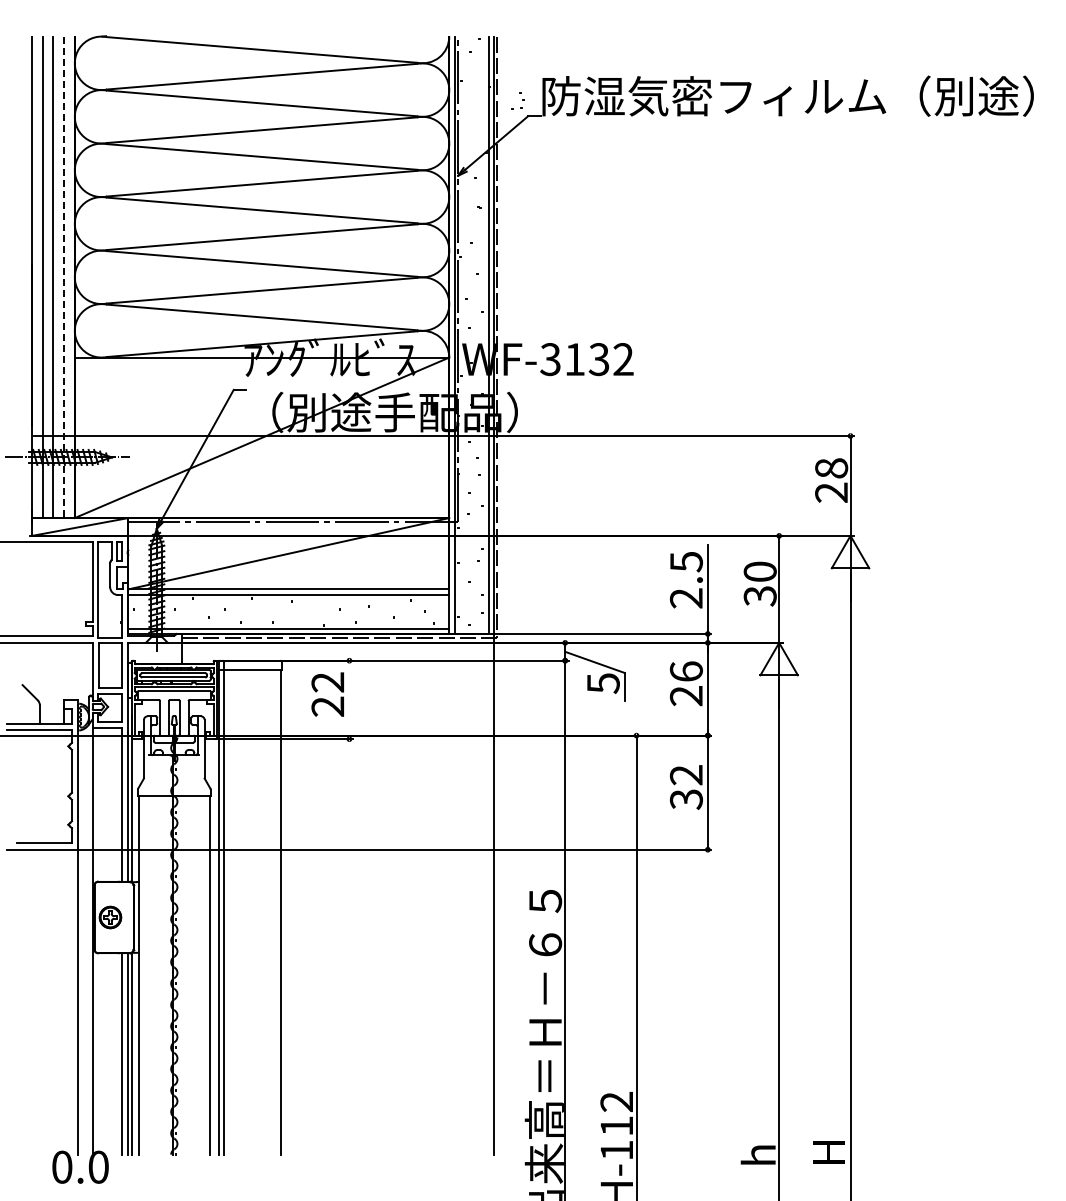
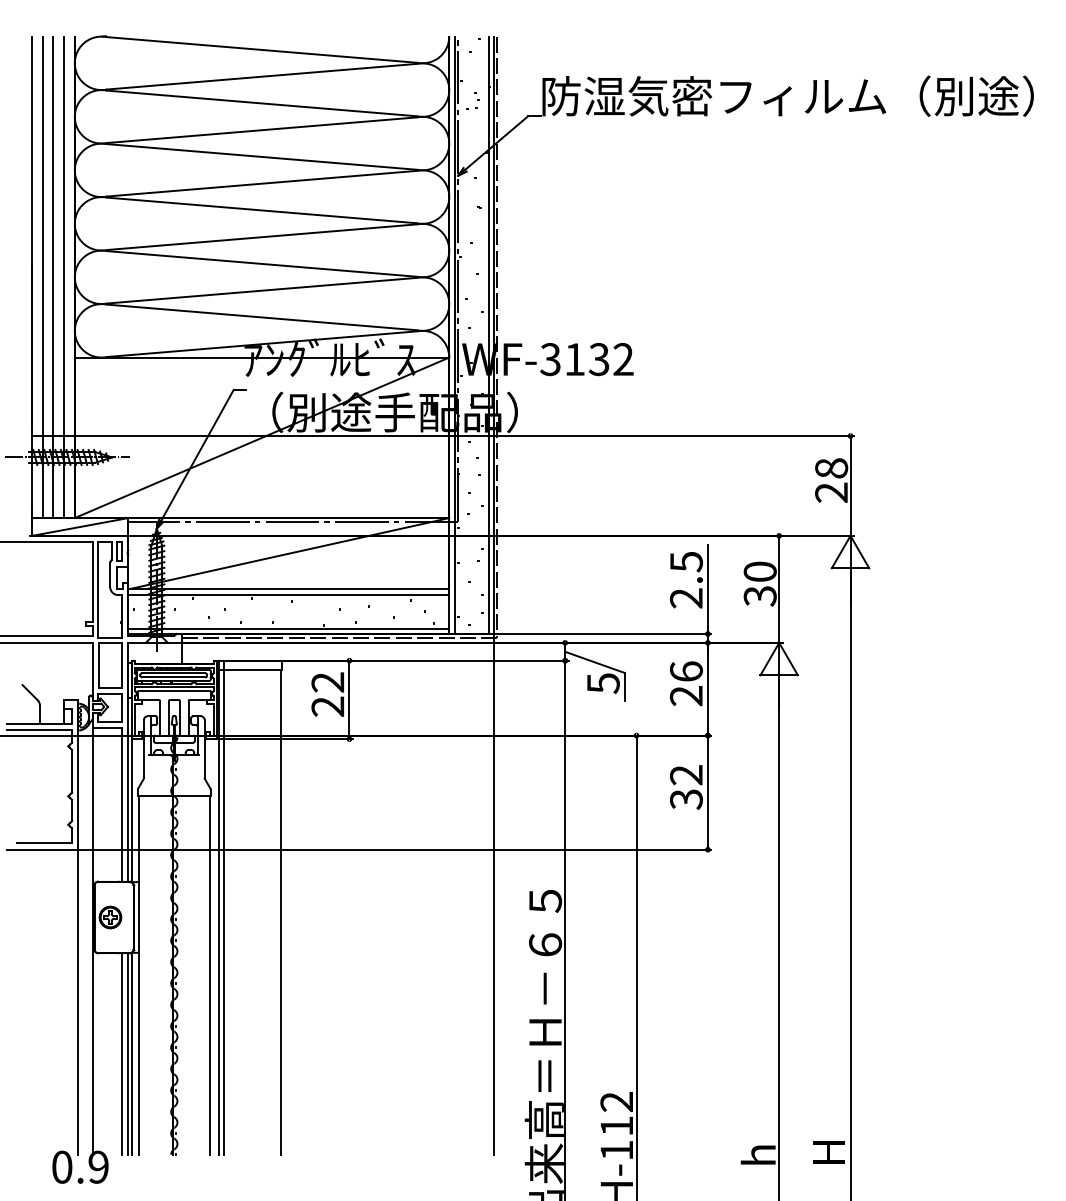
part position: (517, 100) -> (472, 100) (472, 100)
line: dashed -> solid (64, 277)
line: none -> present (349, 699)
text: 0.0 -> 0.9 (98, 1166)
